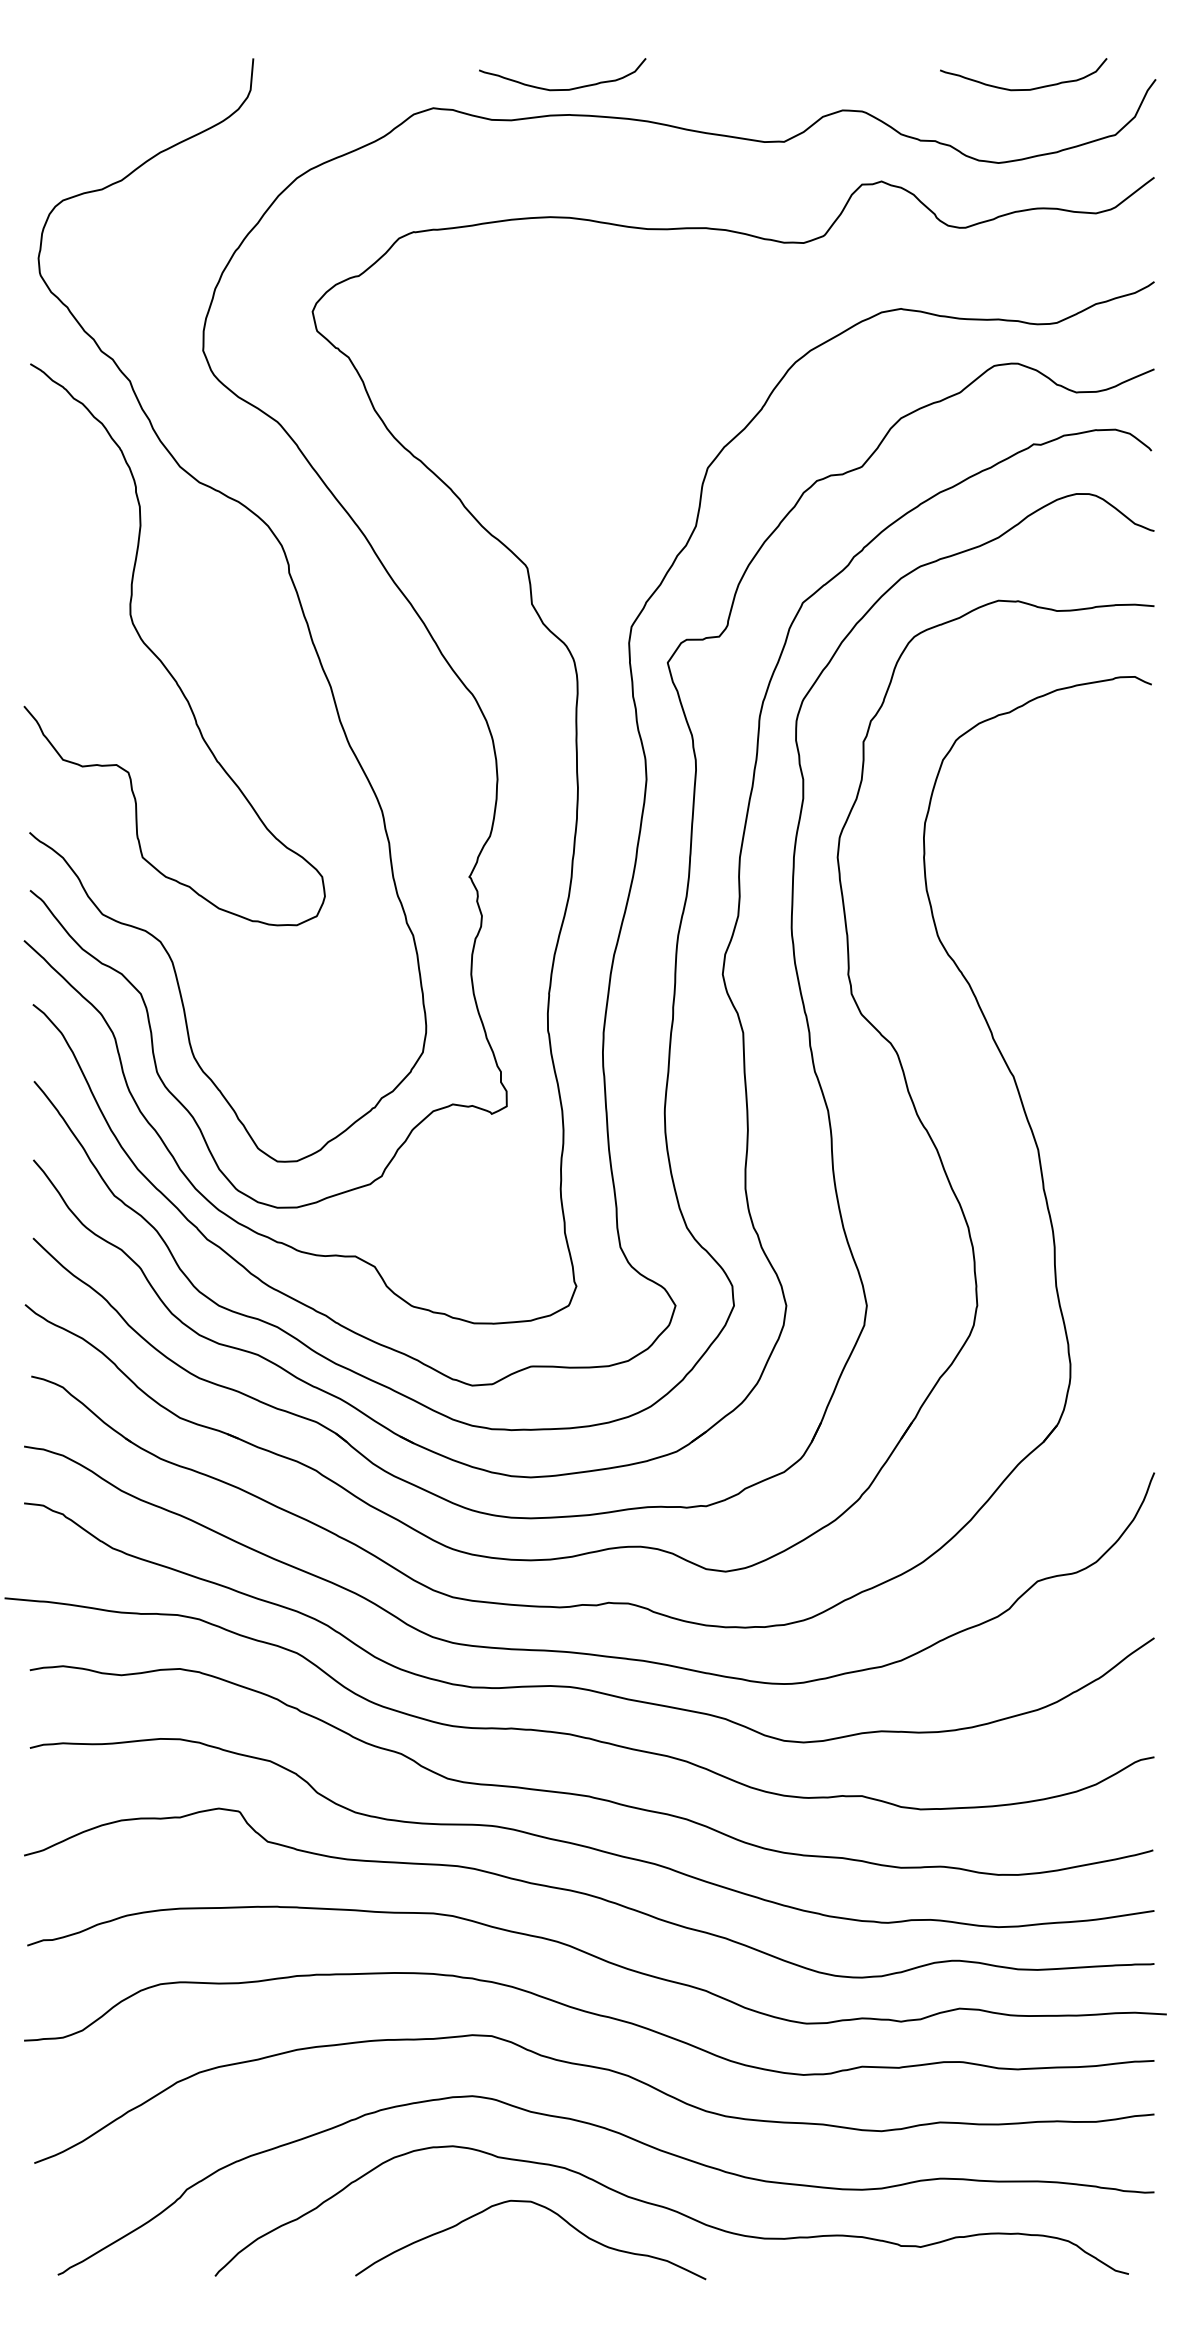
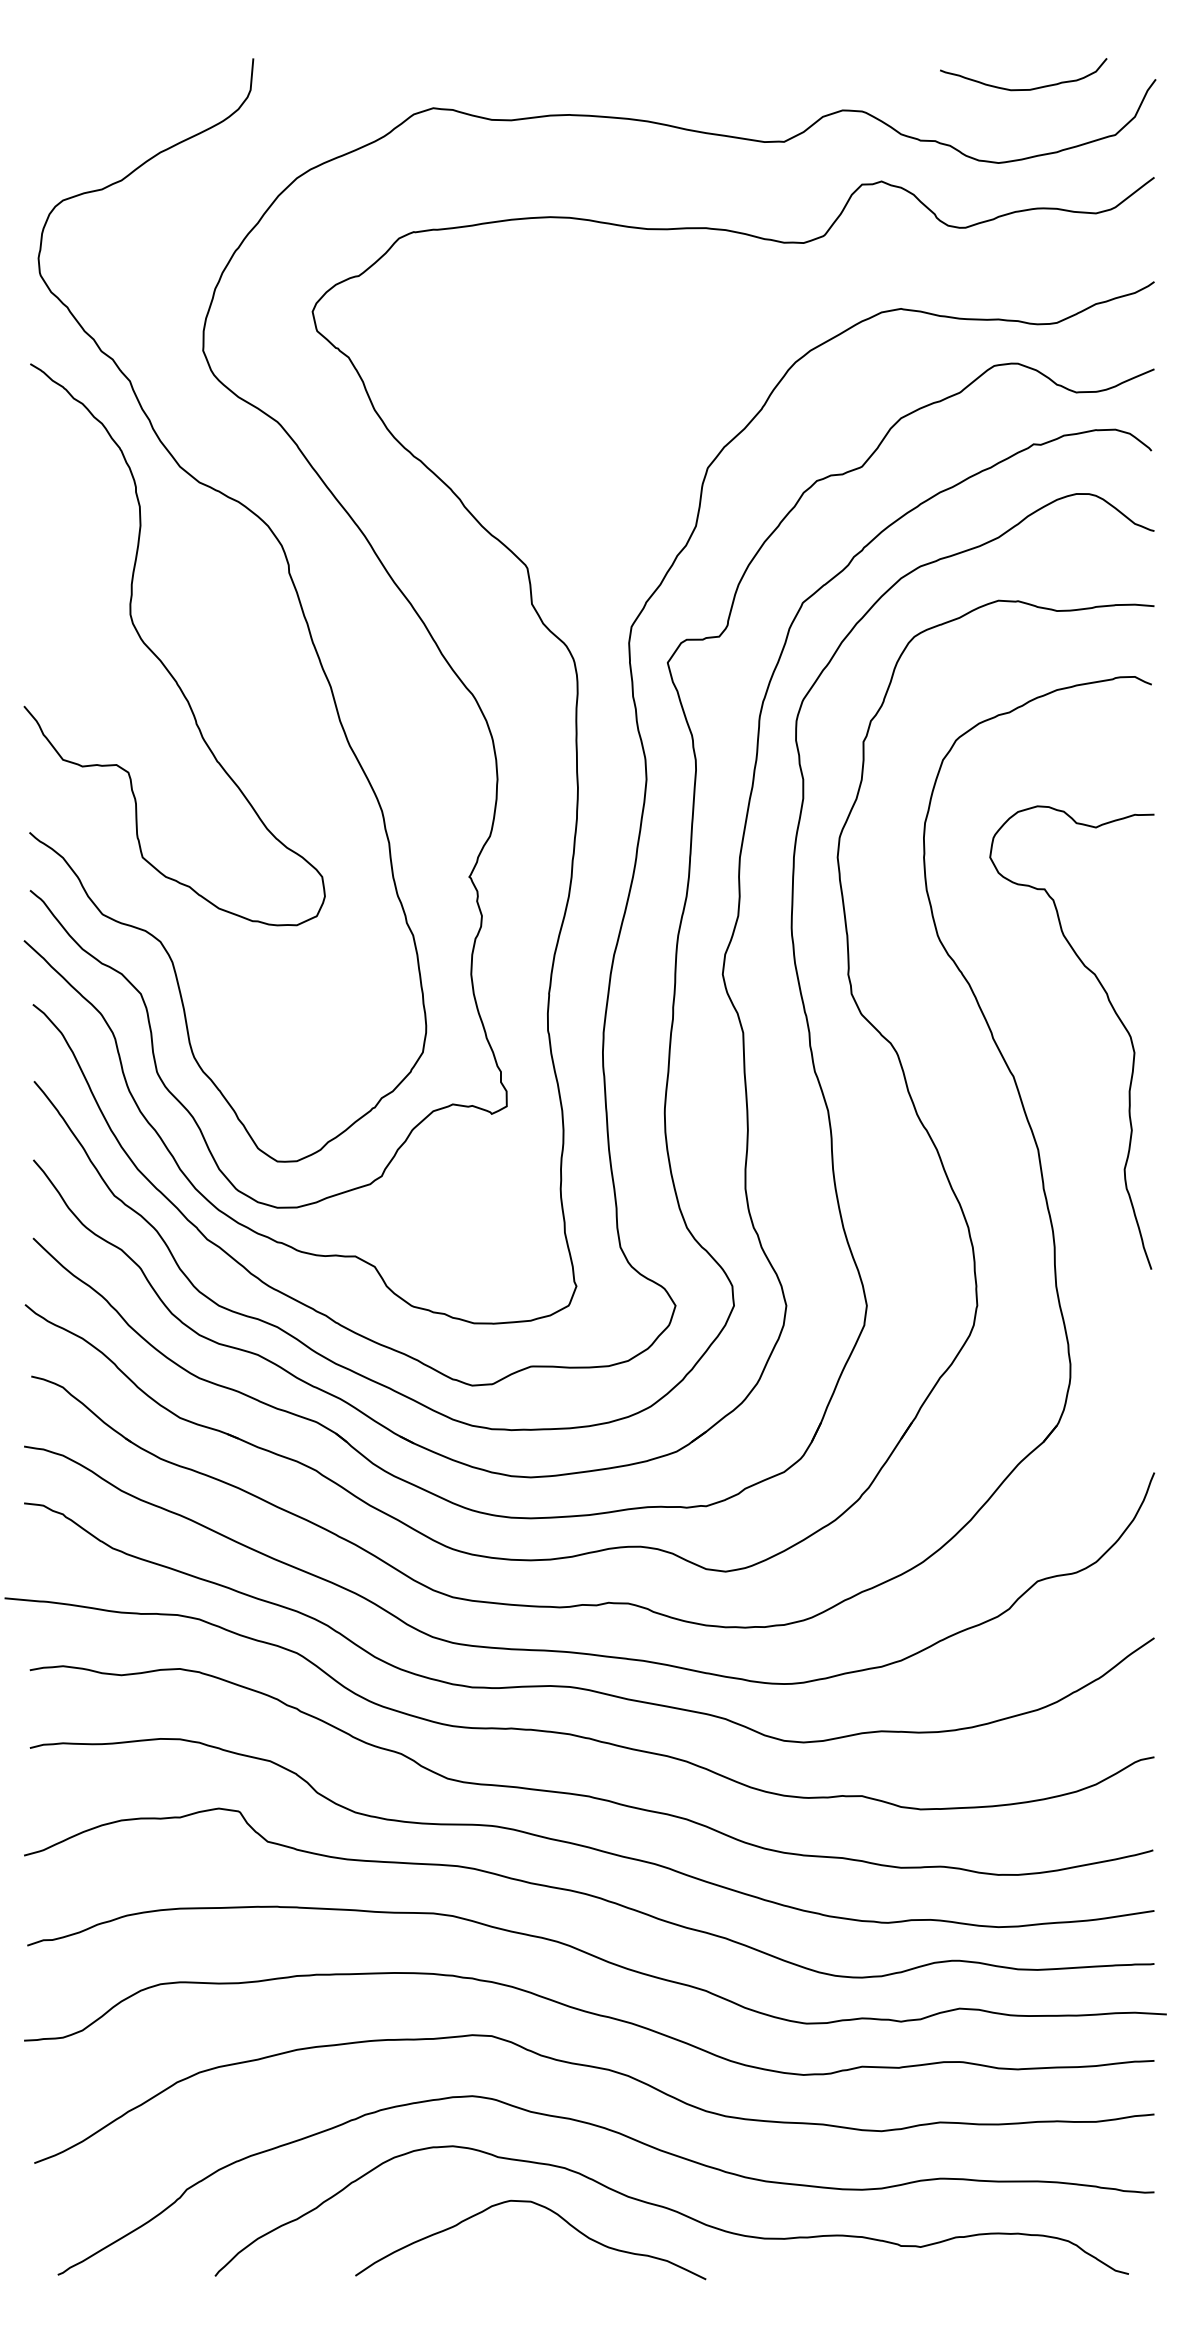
curve: present -> none (562, 89)
curve: none -> present (1115, 1014)
